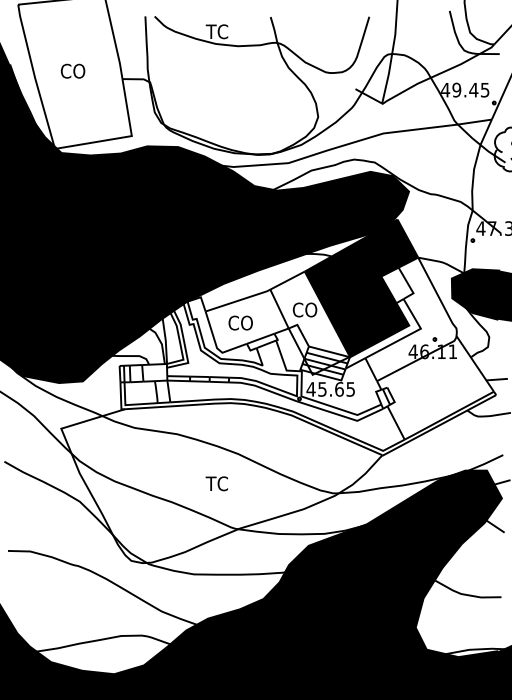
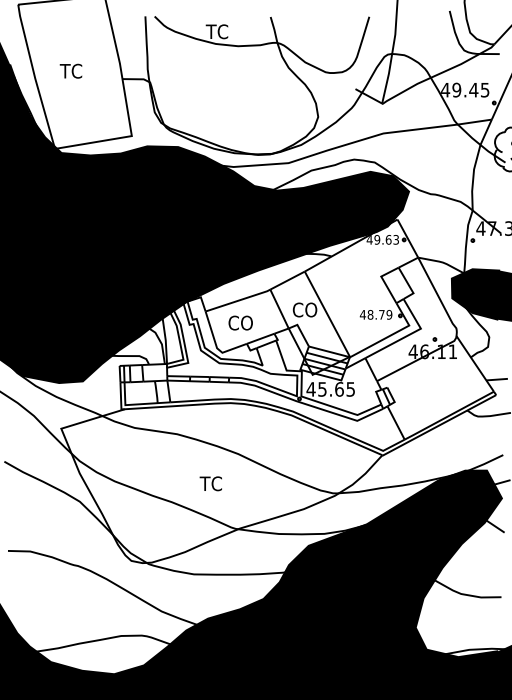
text: CO -> TC (72, 70)
fill: present -> none (361, 288)
text position: (216, 483) -> (210, 483) (210, 483)
